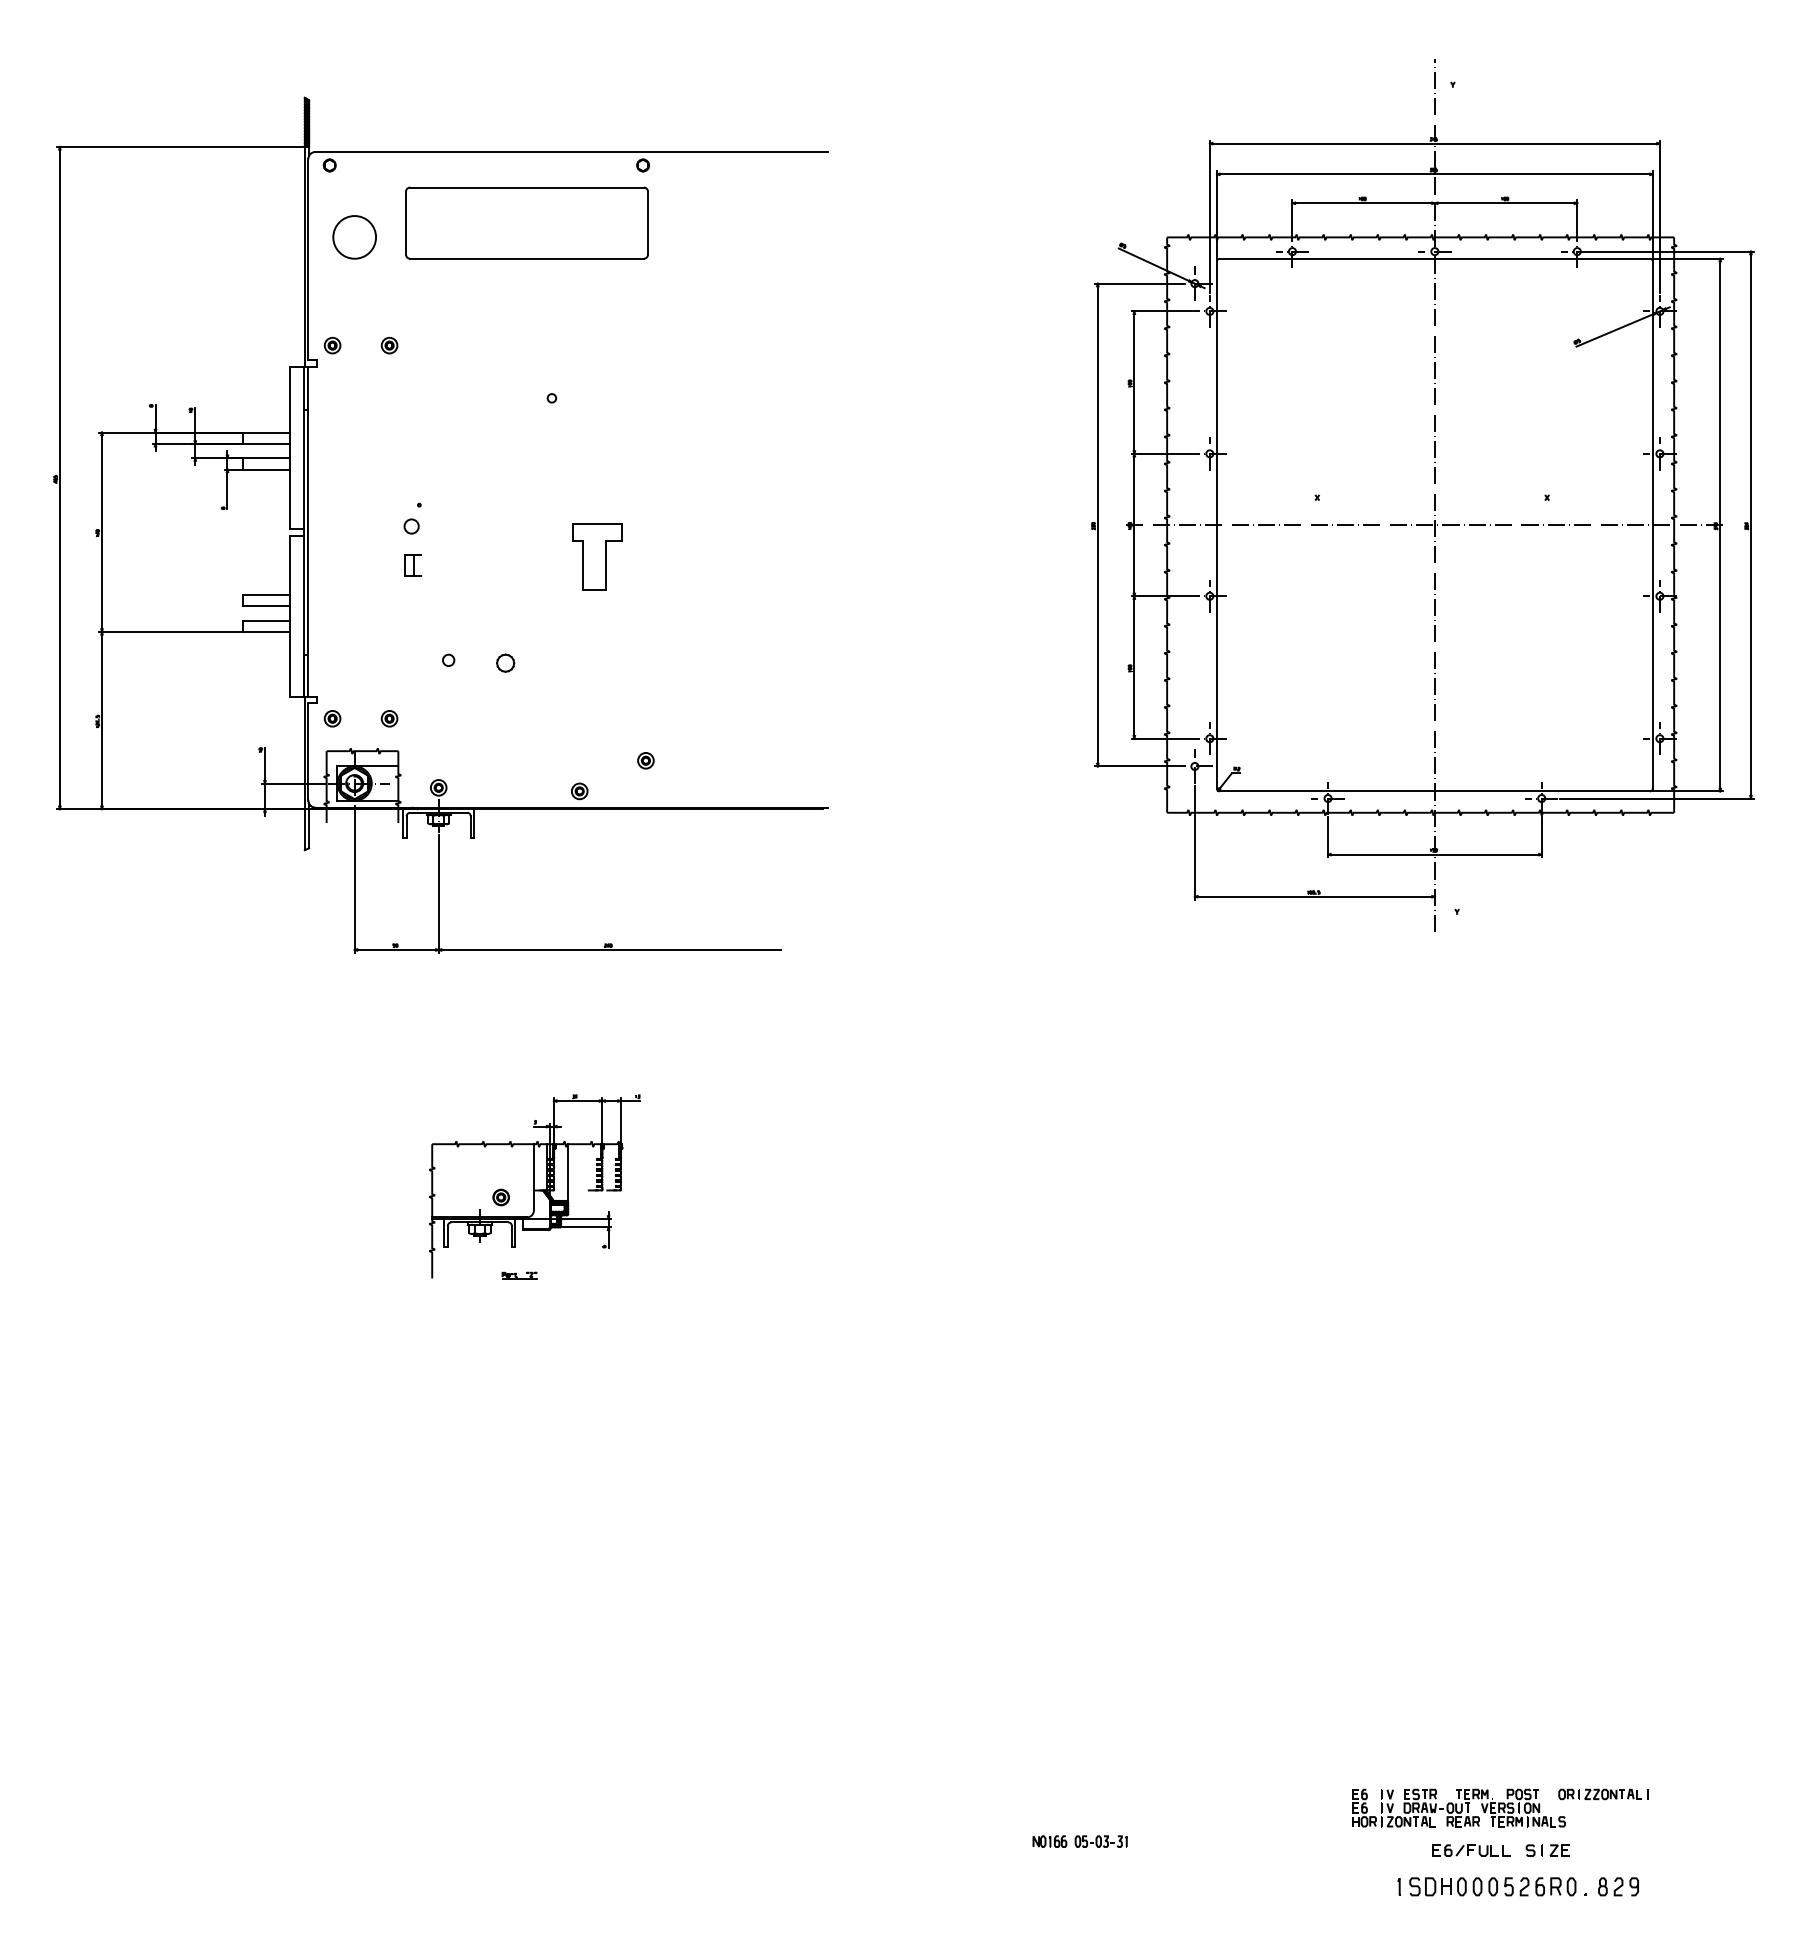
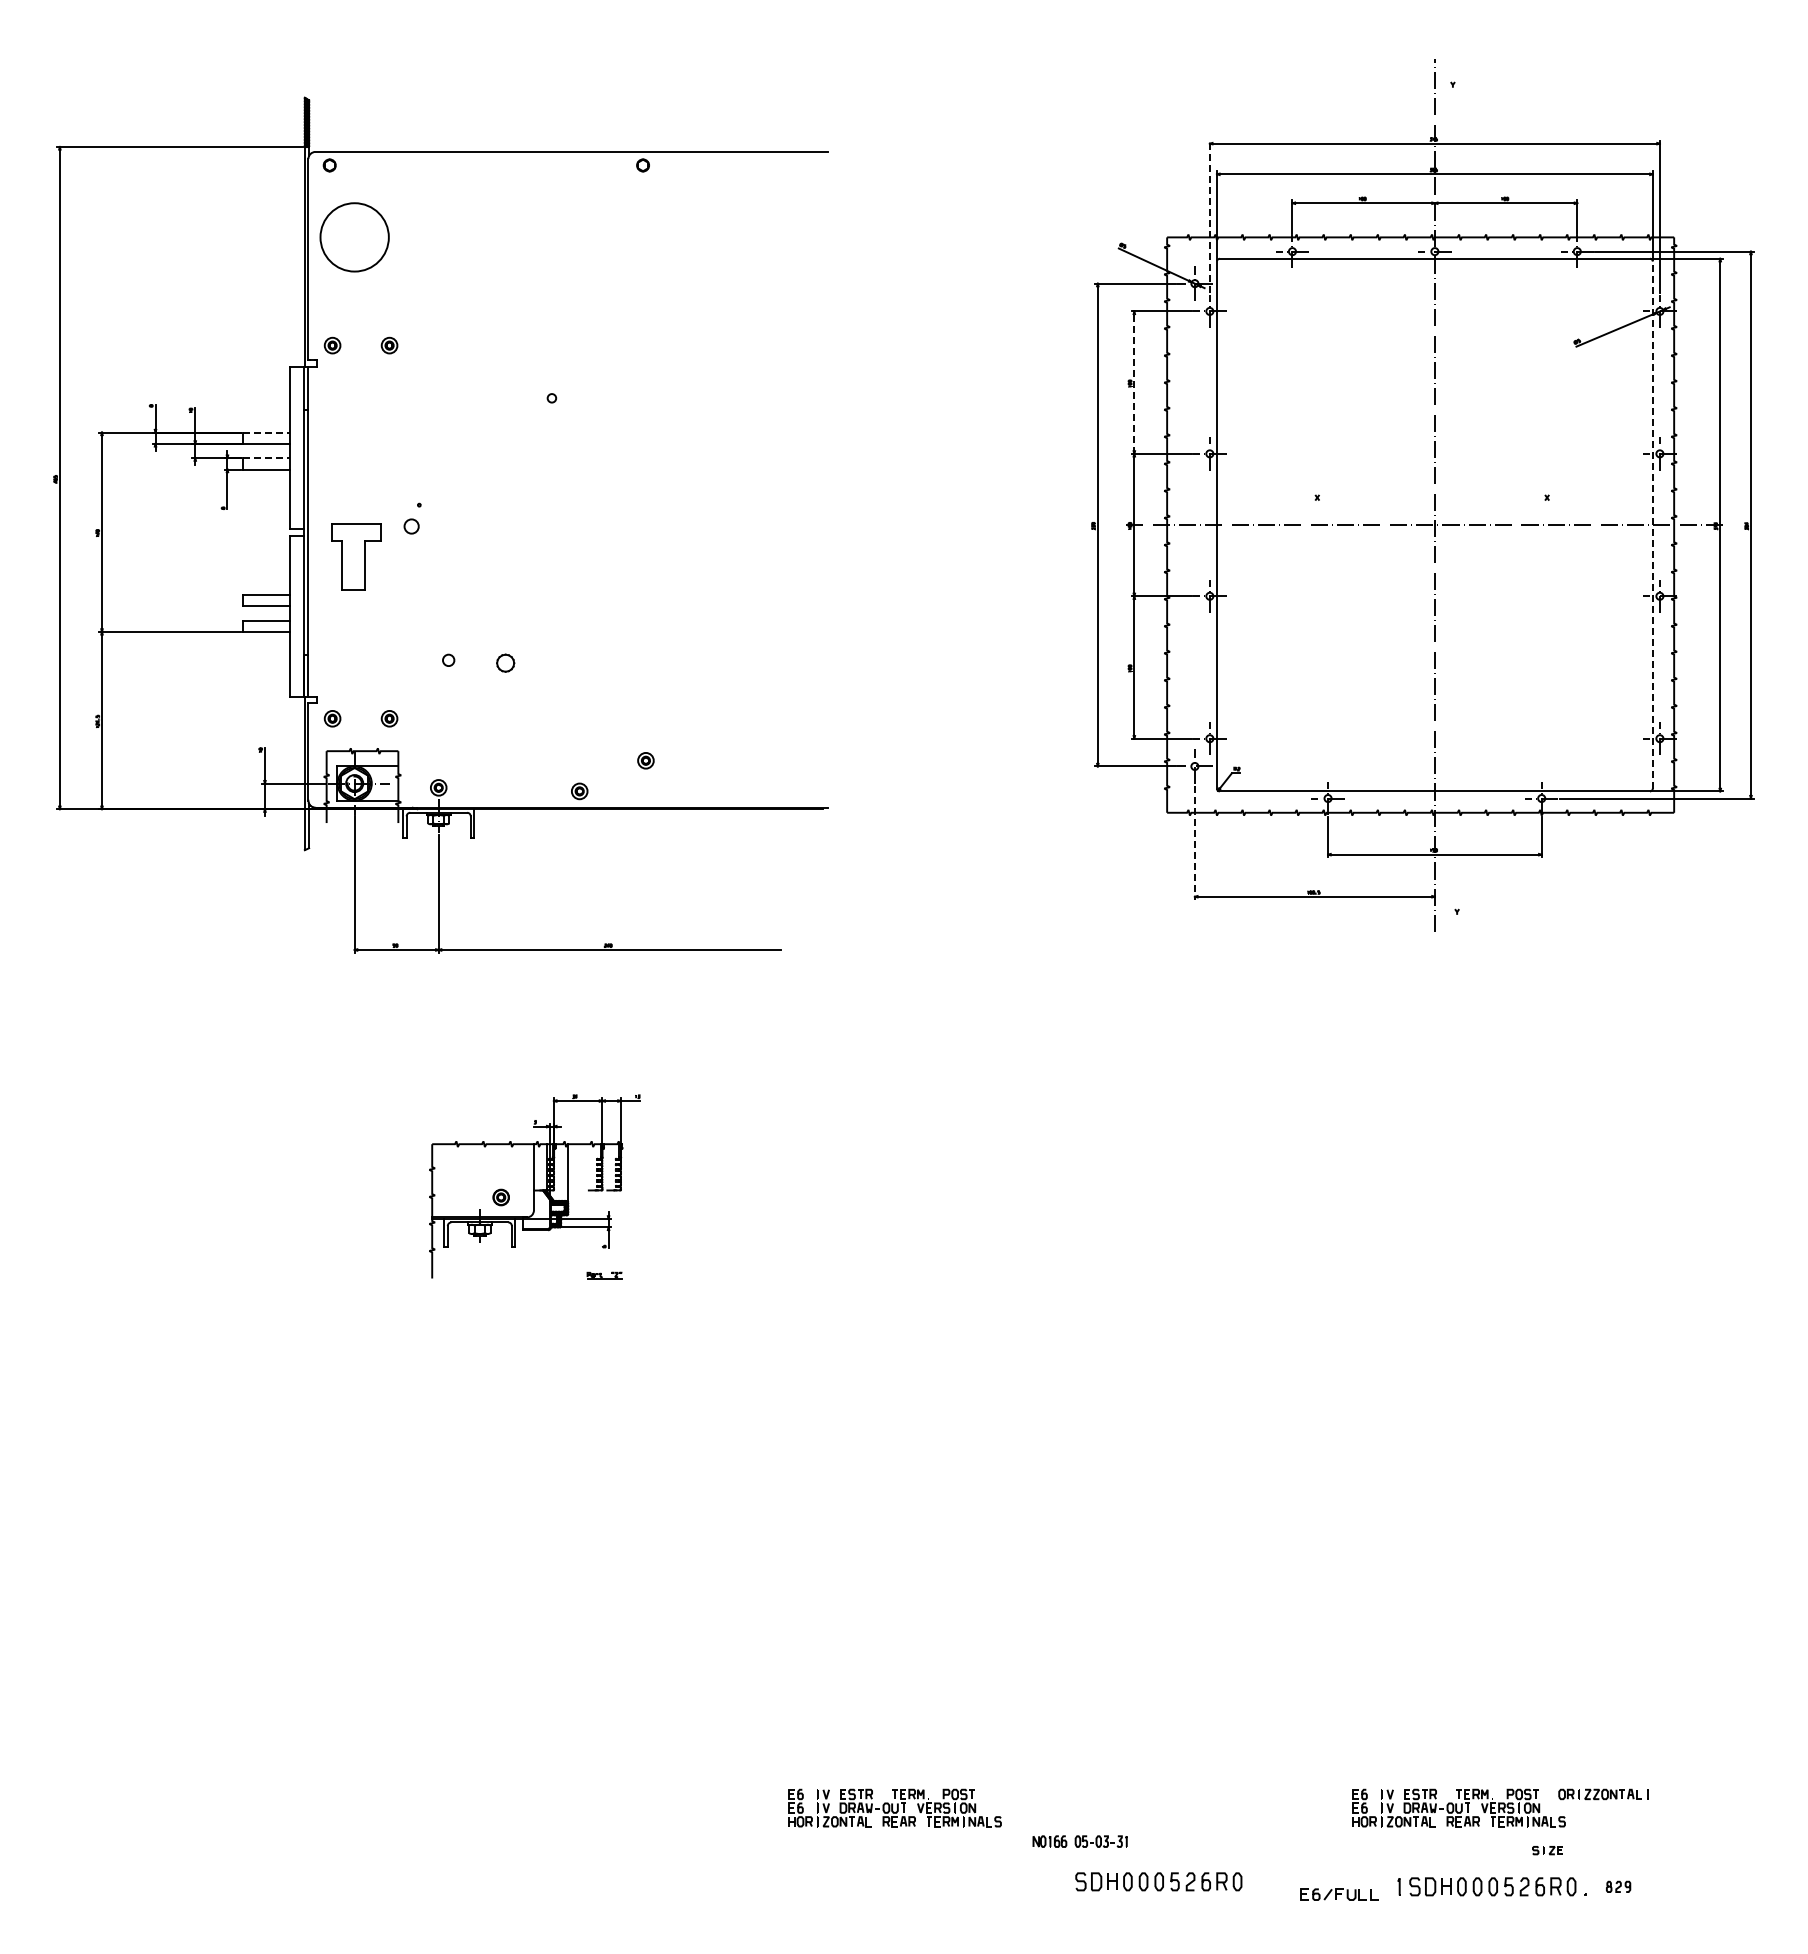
line: solid -> dashed (1209, 216)
part: present -> none (526, 222)
circle diameter: 43 px -> 68 px (354, 237)
line: solid -> dashed (1134, 382)
line: solid -> dashed (266, 432)
line: solid -> dashed (266, 458)
line: solid -> dashed (1652, 524)
part position: (597, 556) -> (356, 556) (356, 556)
part: present -> none (412, 565)
line: solid -> dashed (1194, 842)
part position: (519, 1275) -> (604, 1275) (604, 1275)
part: none -> present (894, 1807)
part position: (1471, 1850) -> (1339, 1894) (1339, 1894)
part size: 45x13 px -> 31x10 px (1547, 1850)
part: none -> present (1158, 1881)
part size: 41x20 px -> 26x13 px (1618, 1886)
